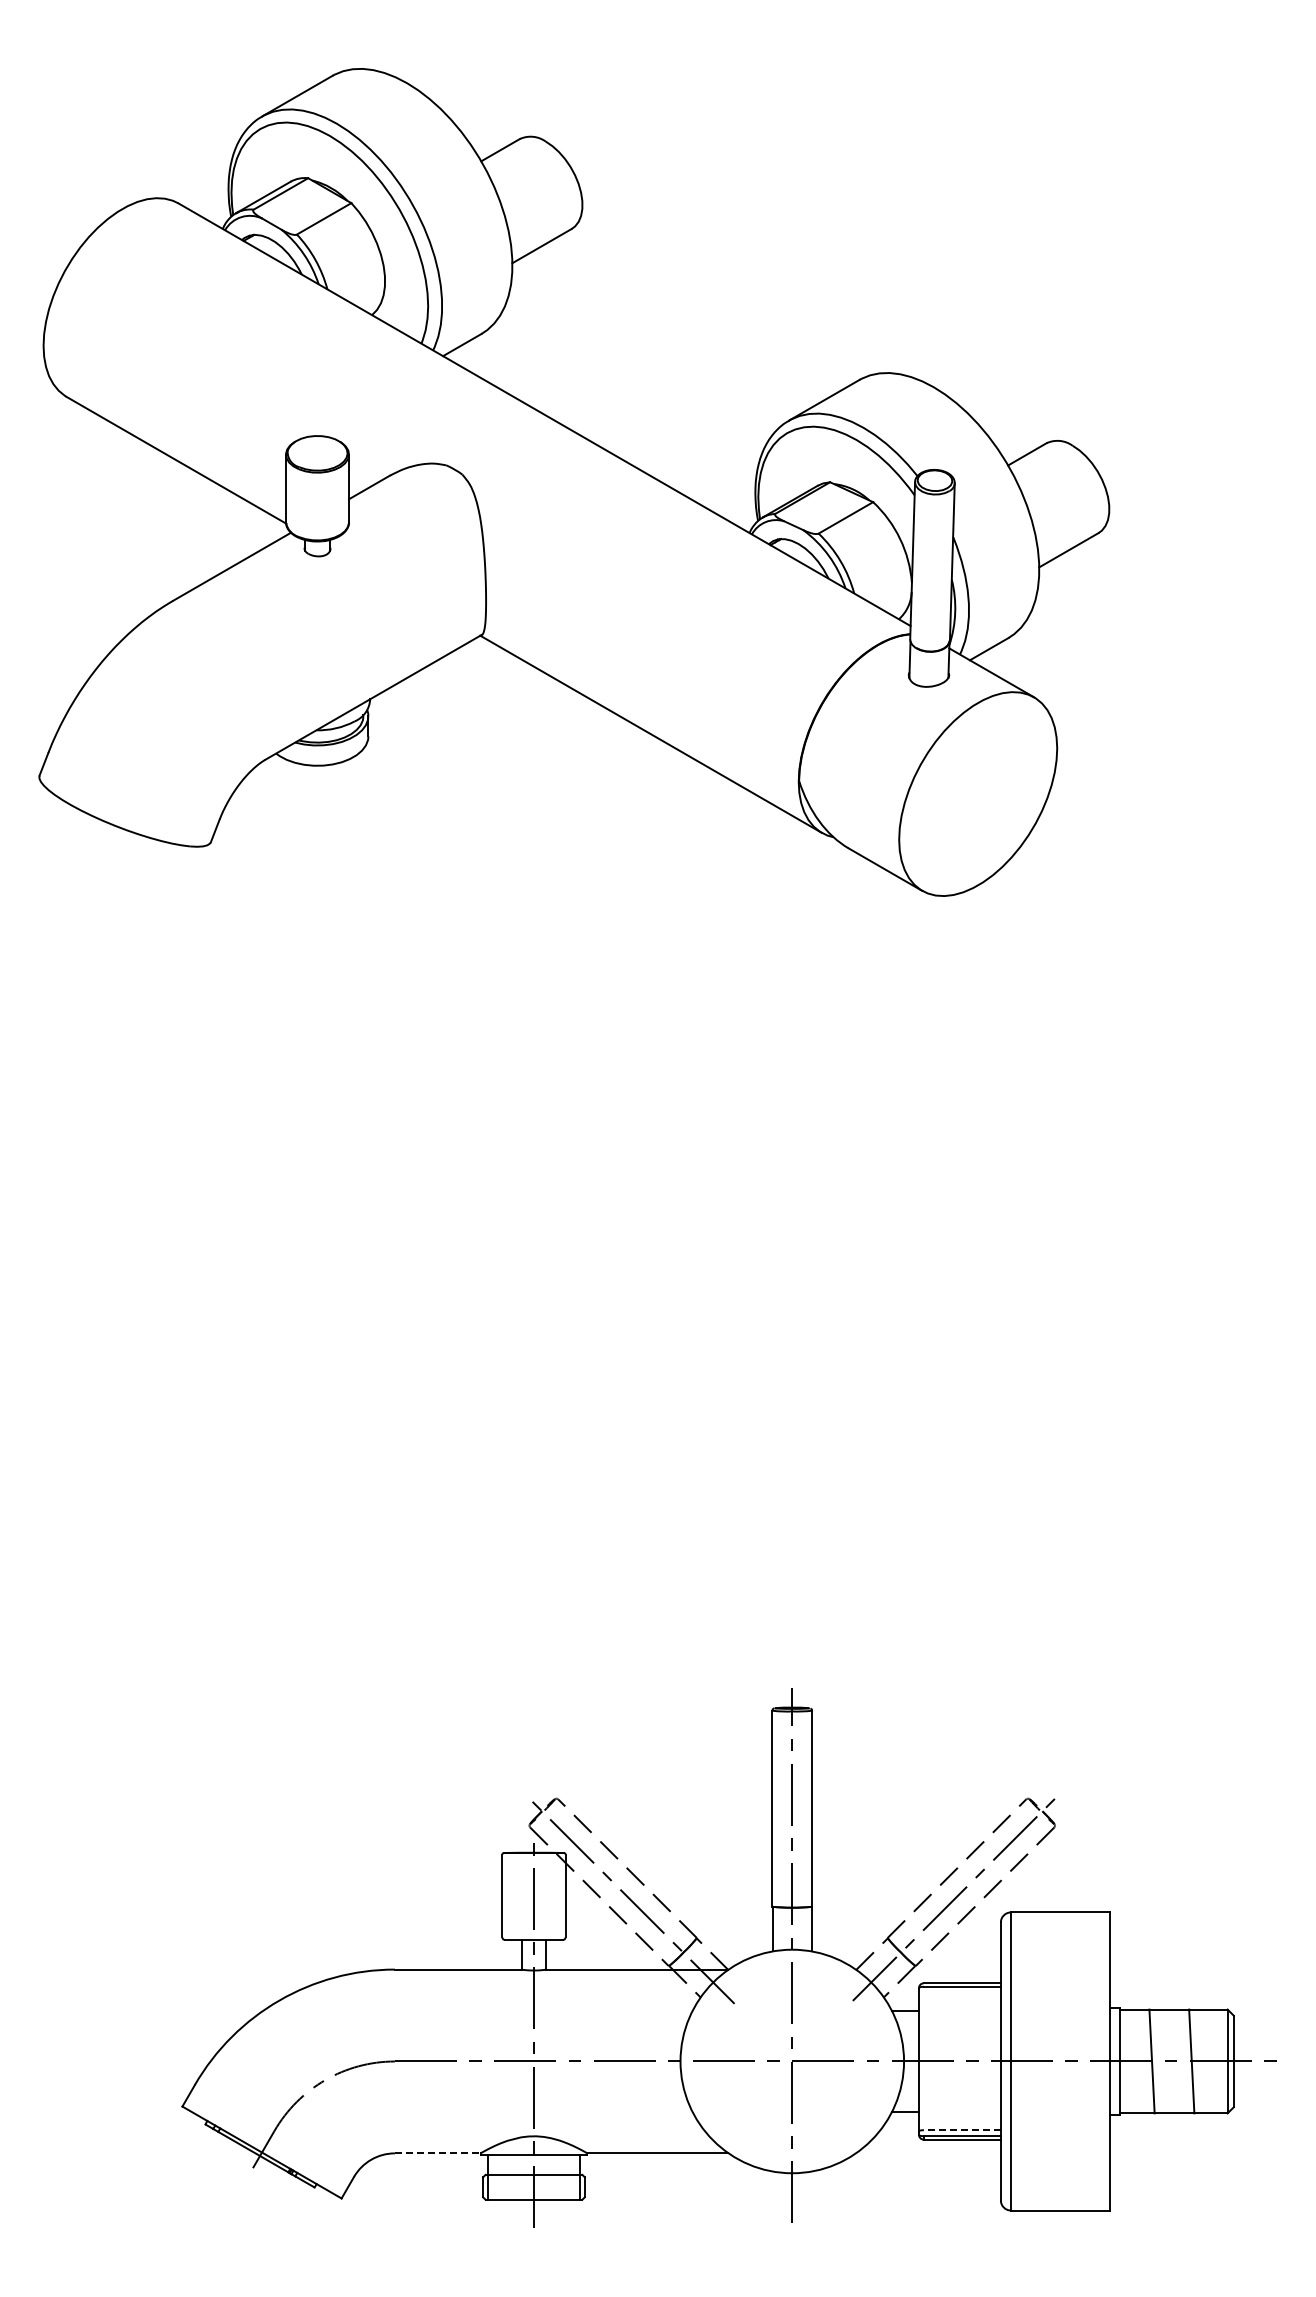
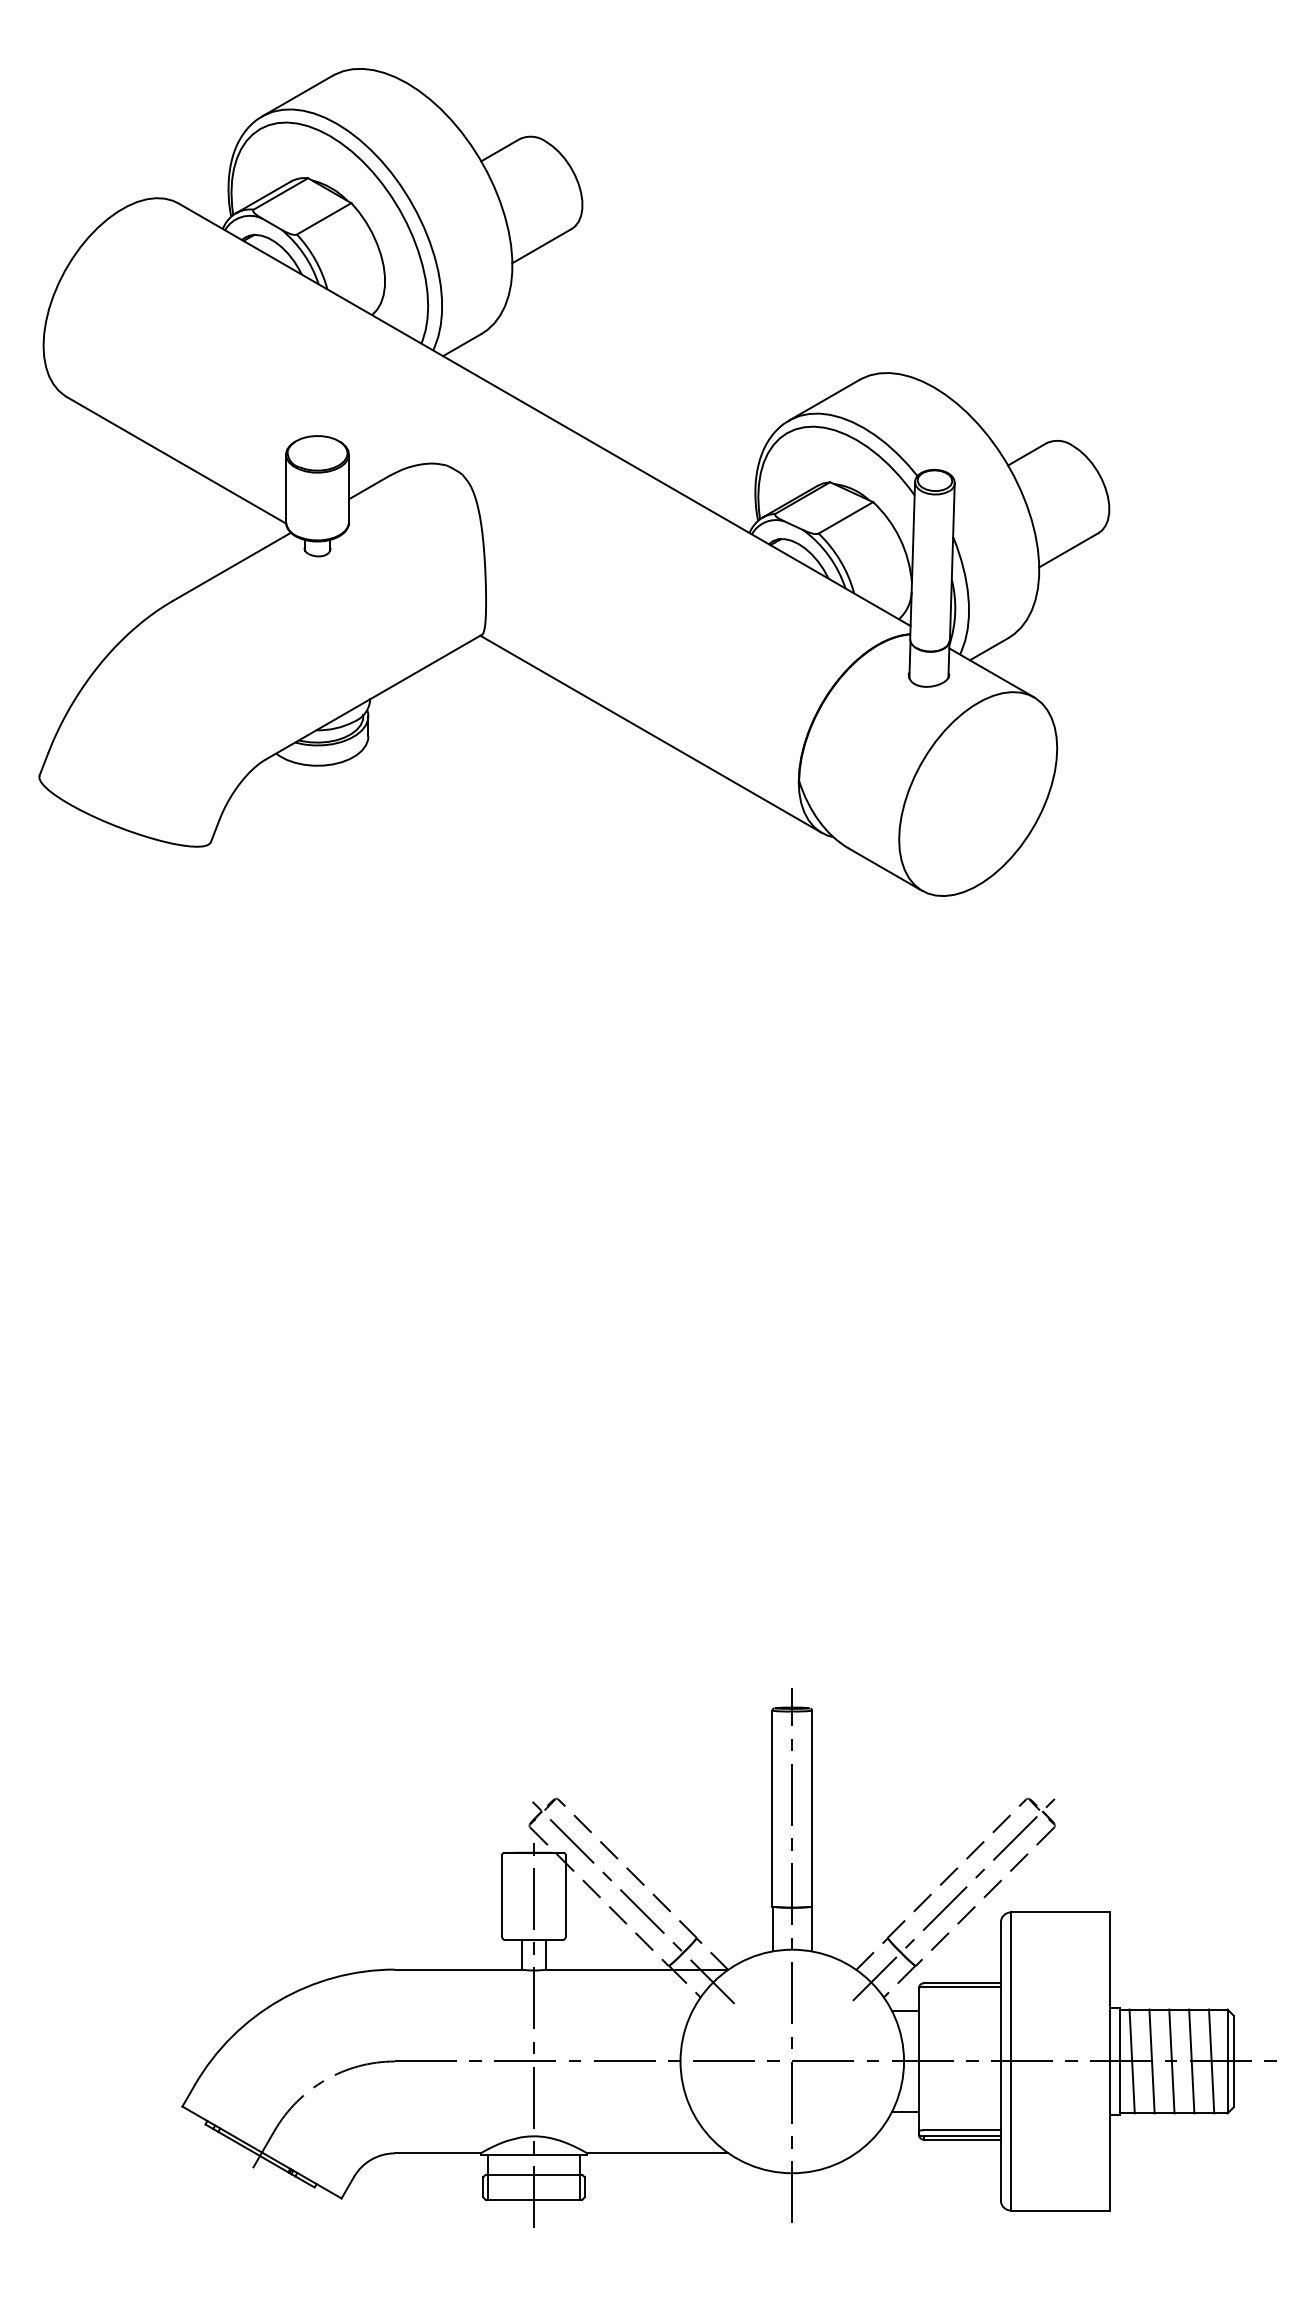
line: none -> present (1131, 2061)
line: none -> present (1171, 2061)
line: none -> present (1211, 2061)
line: dashed -> solid (961, 2130)
line: dashed -> solid (437, 2153)
